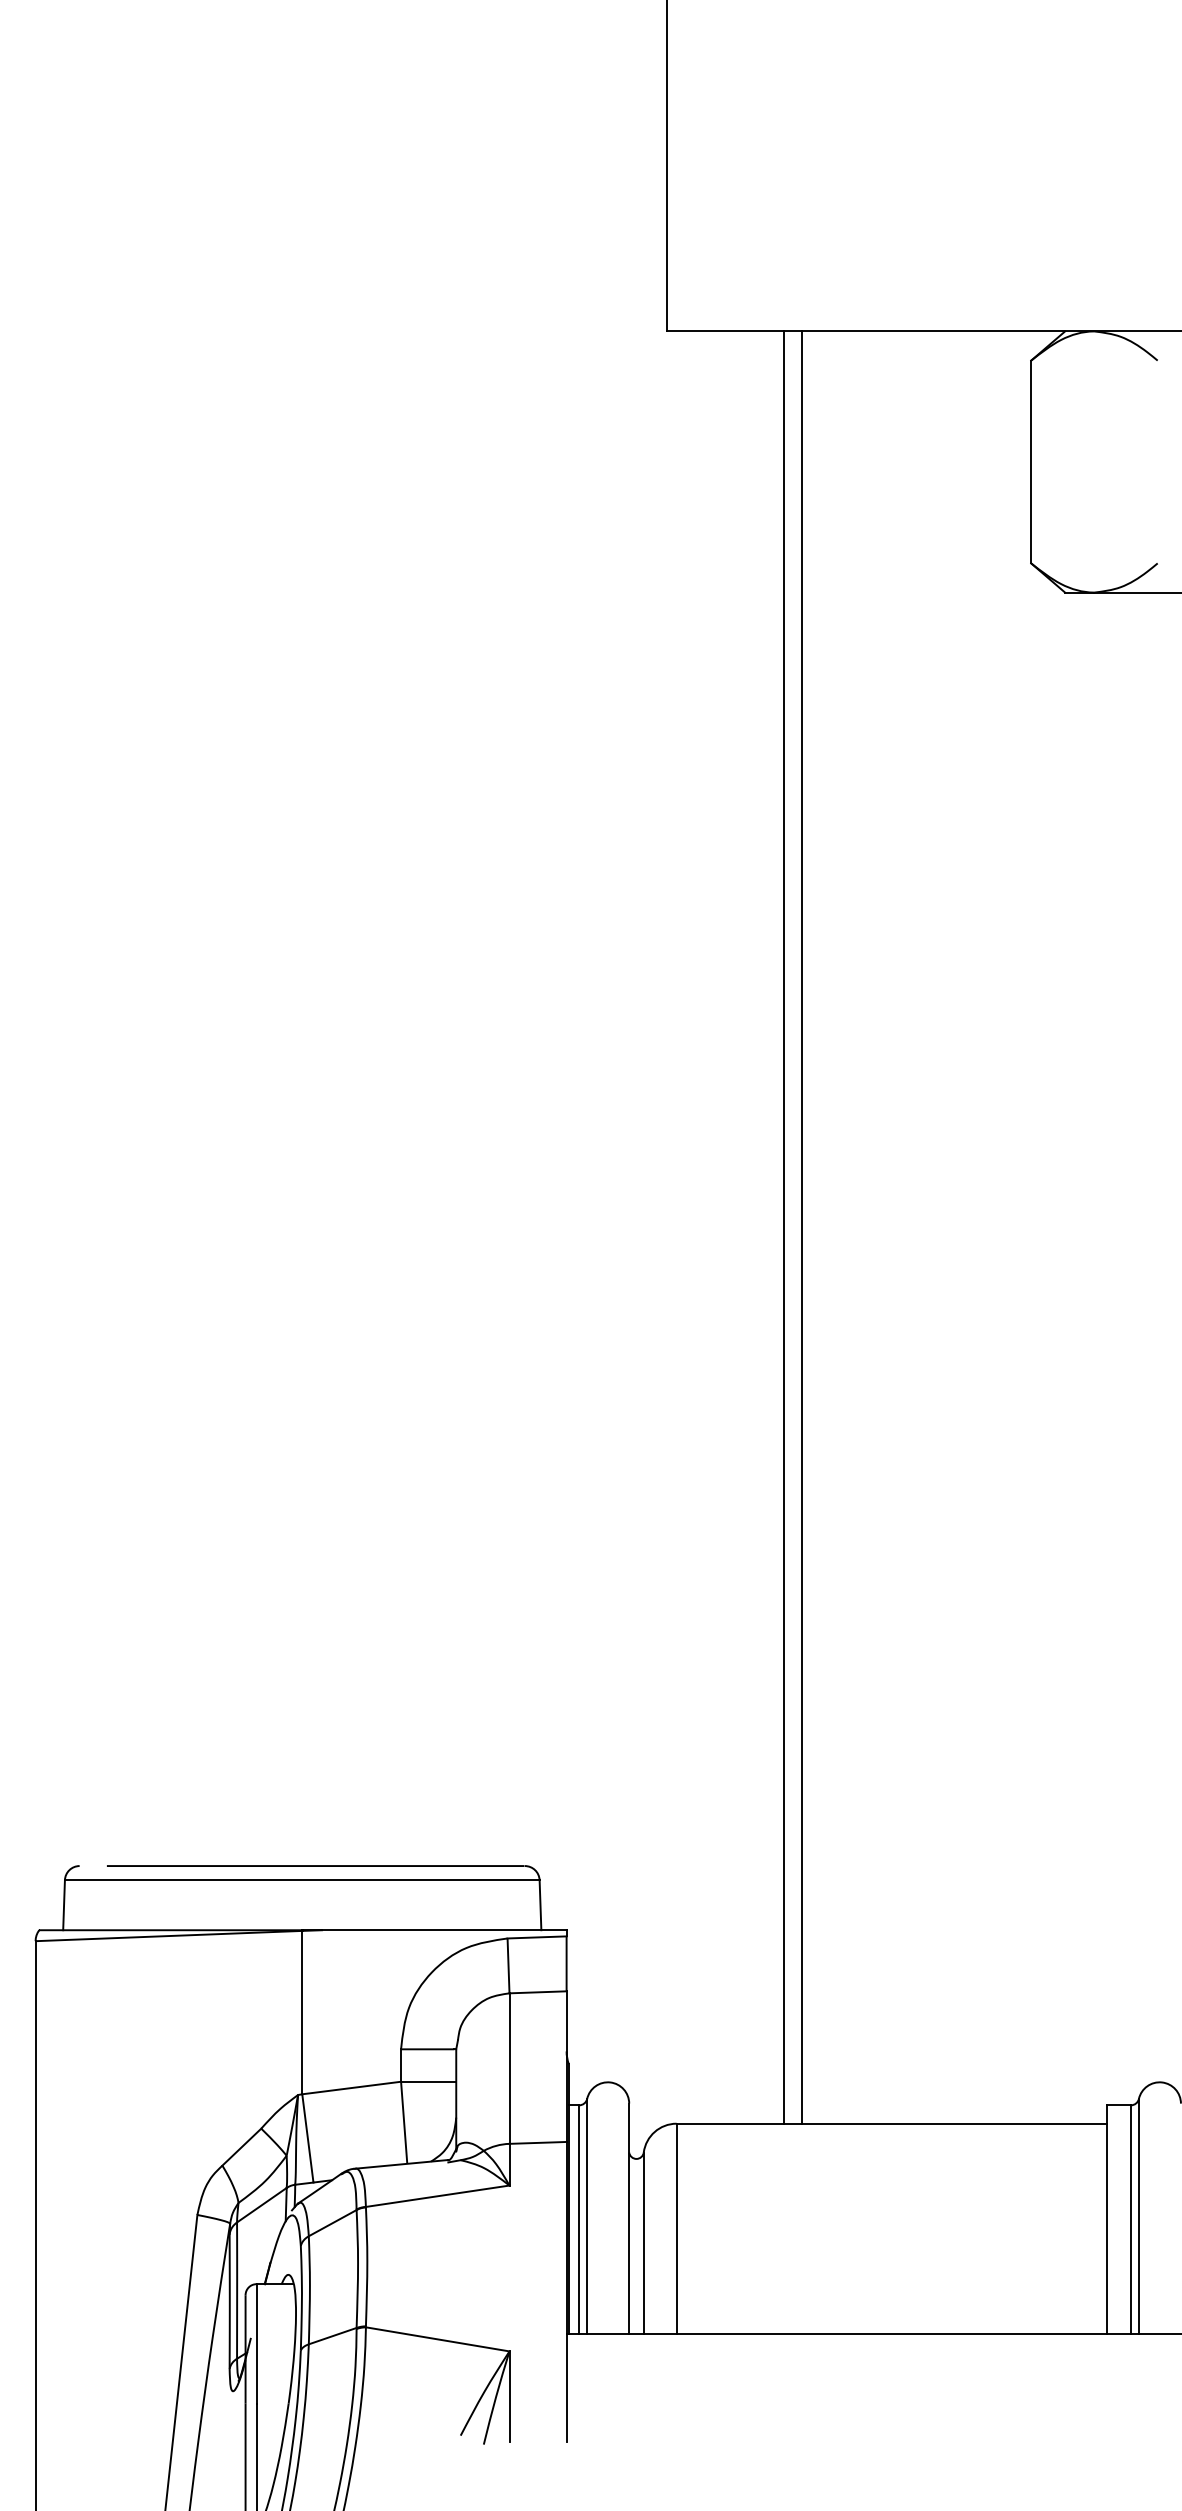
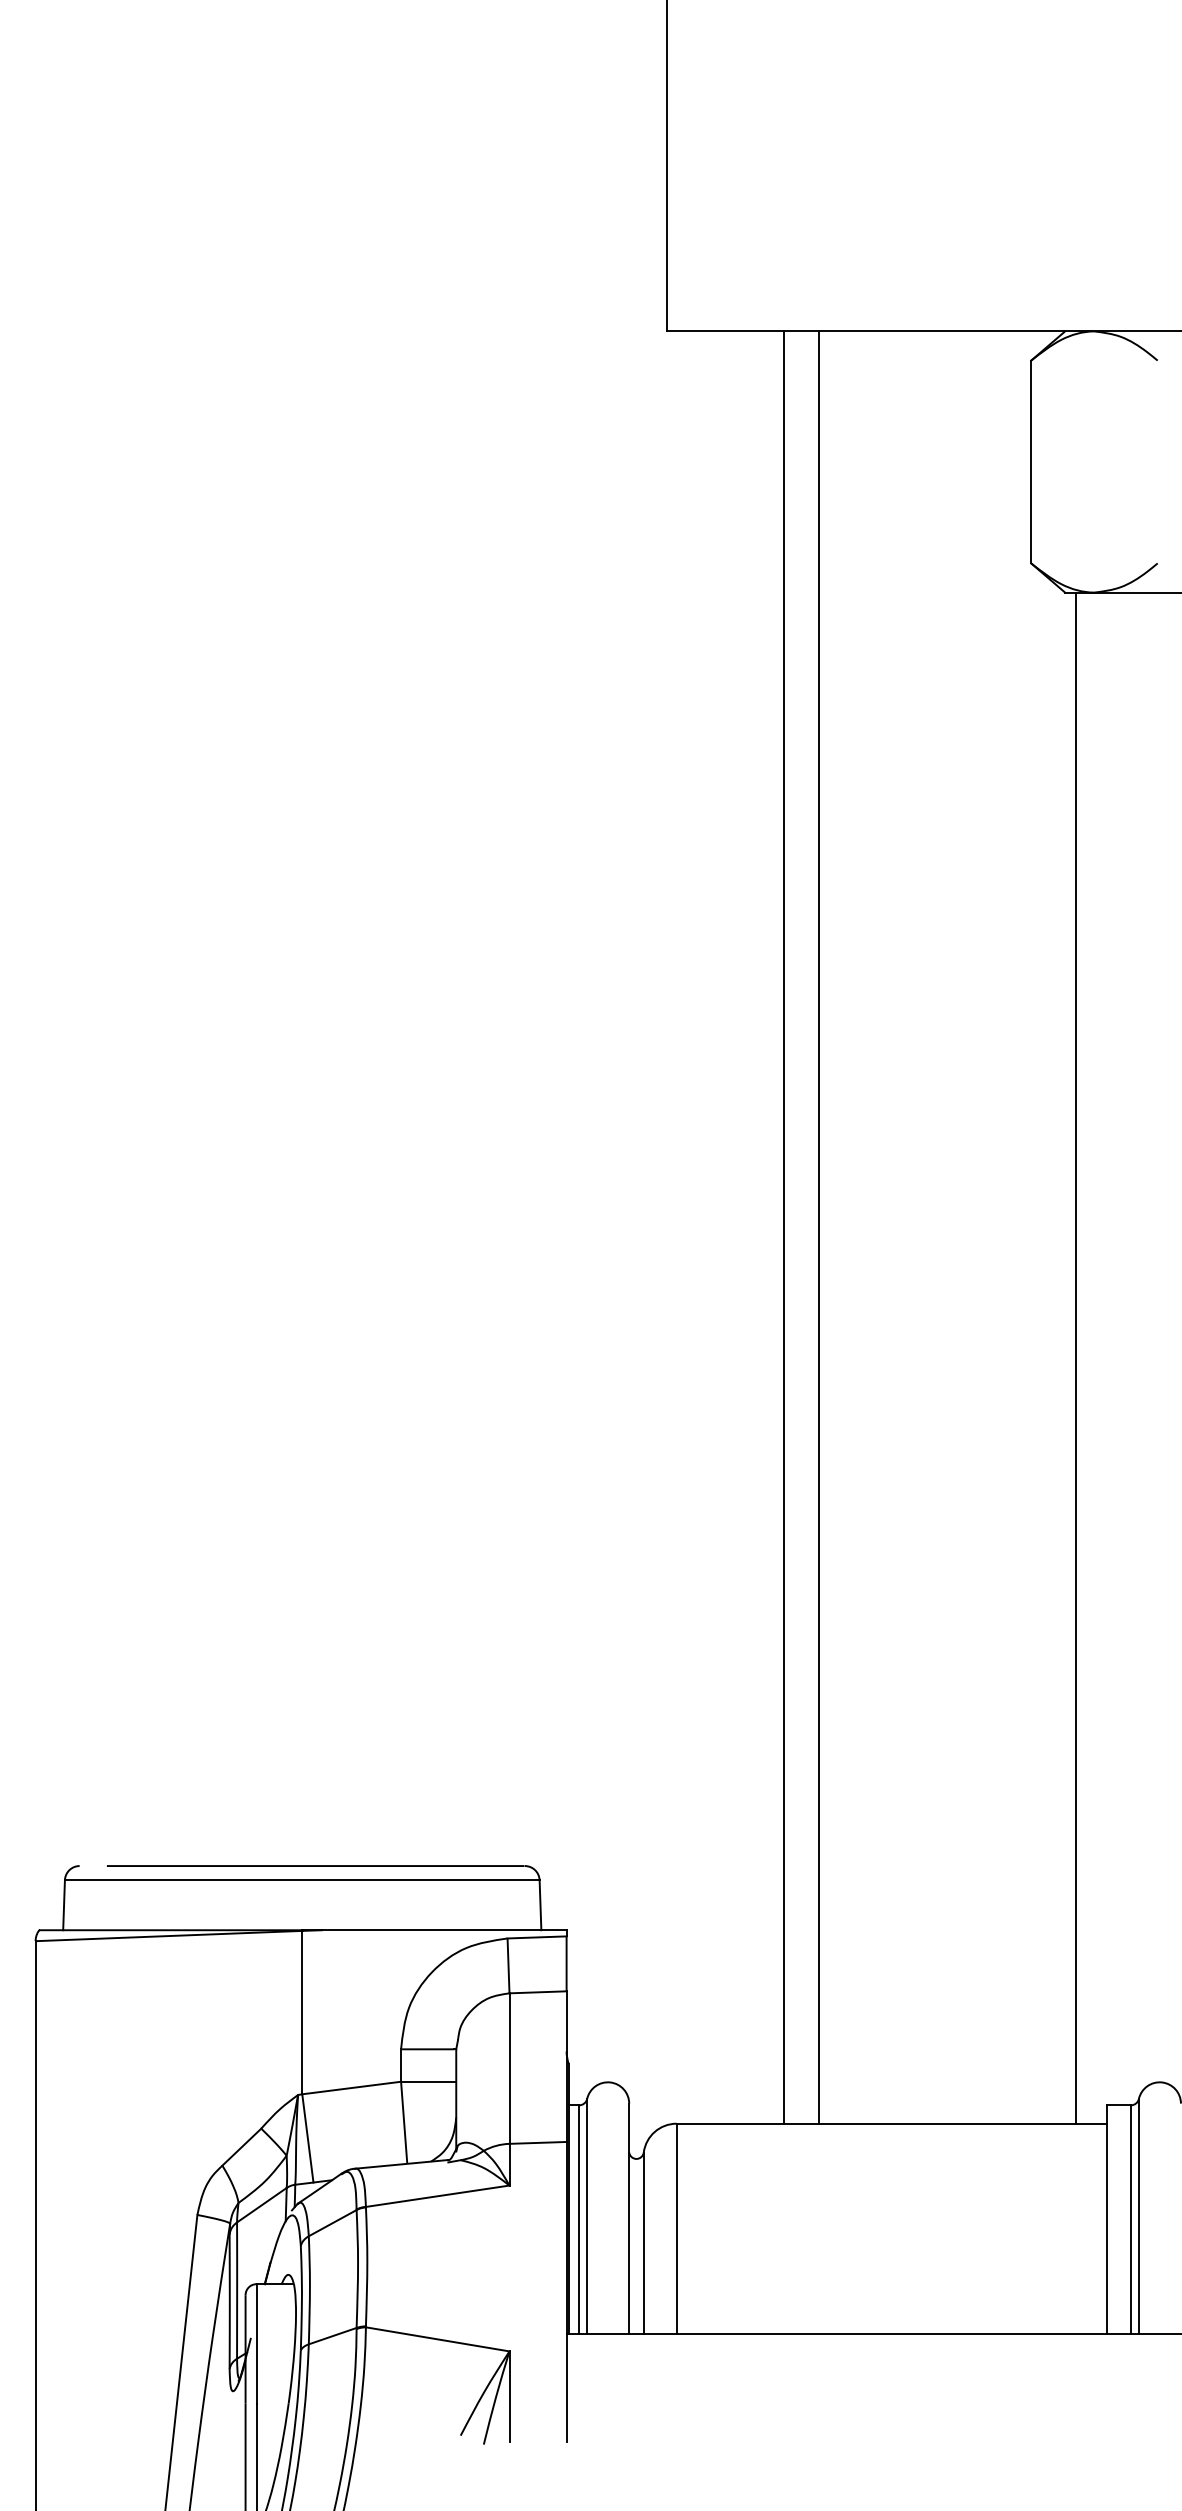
line position: (802, 1227) -> (819, 1227) (819, 1227)
line: none -> present (1076, 1357)
